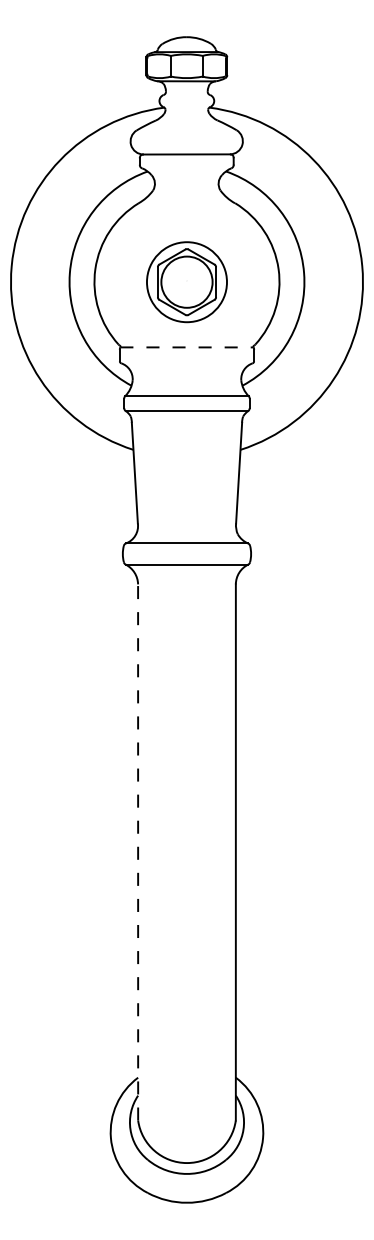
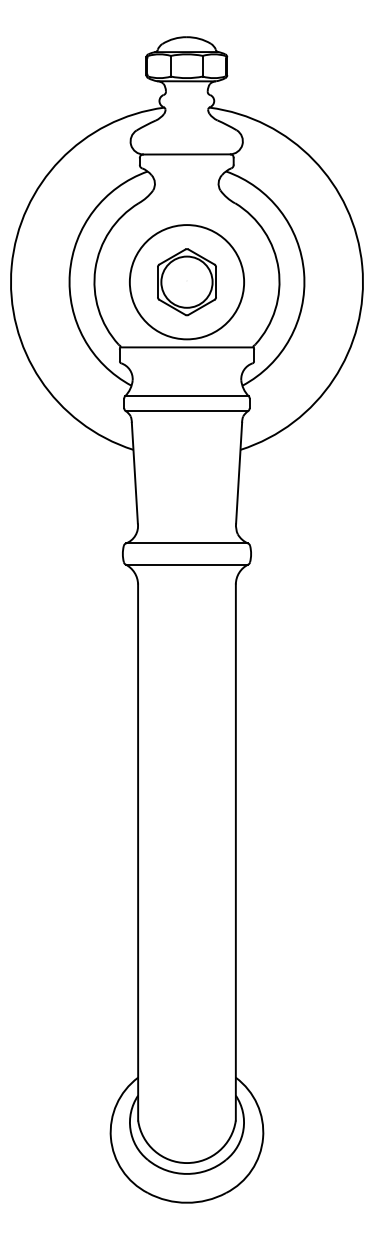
circle diameter: 80 px -> 114 px (186, 282)
line: dashed -> solid (187, 347)
line: dashed -> solid (138, 851)
